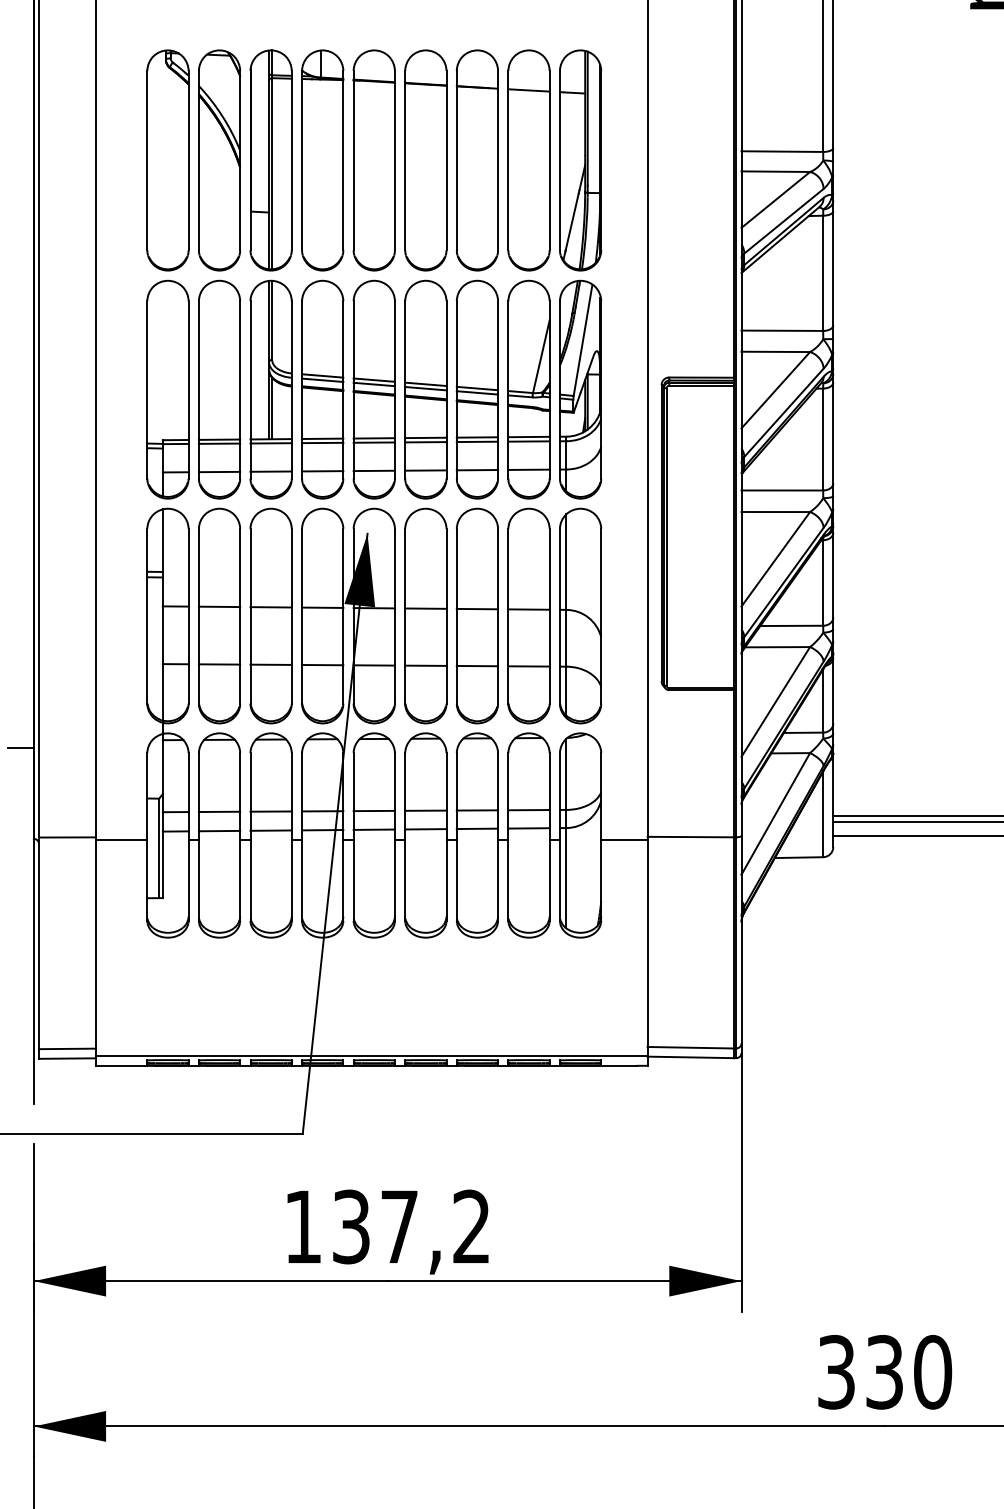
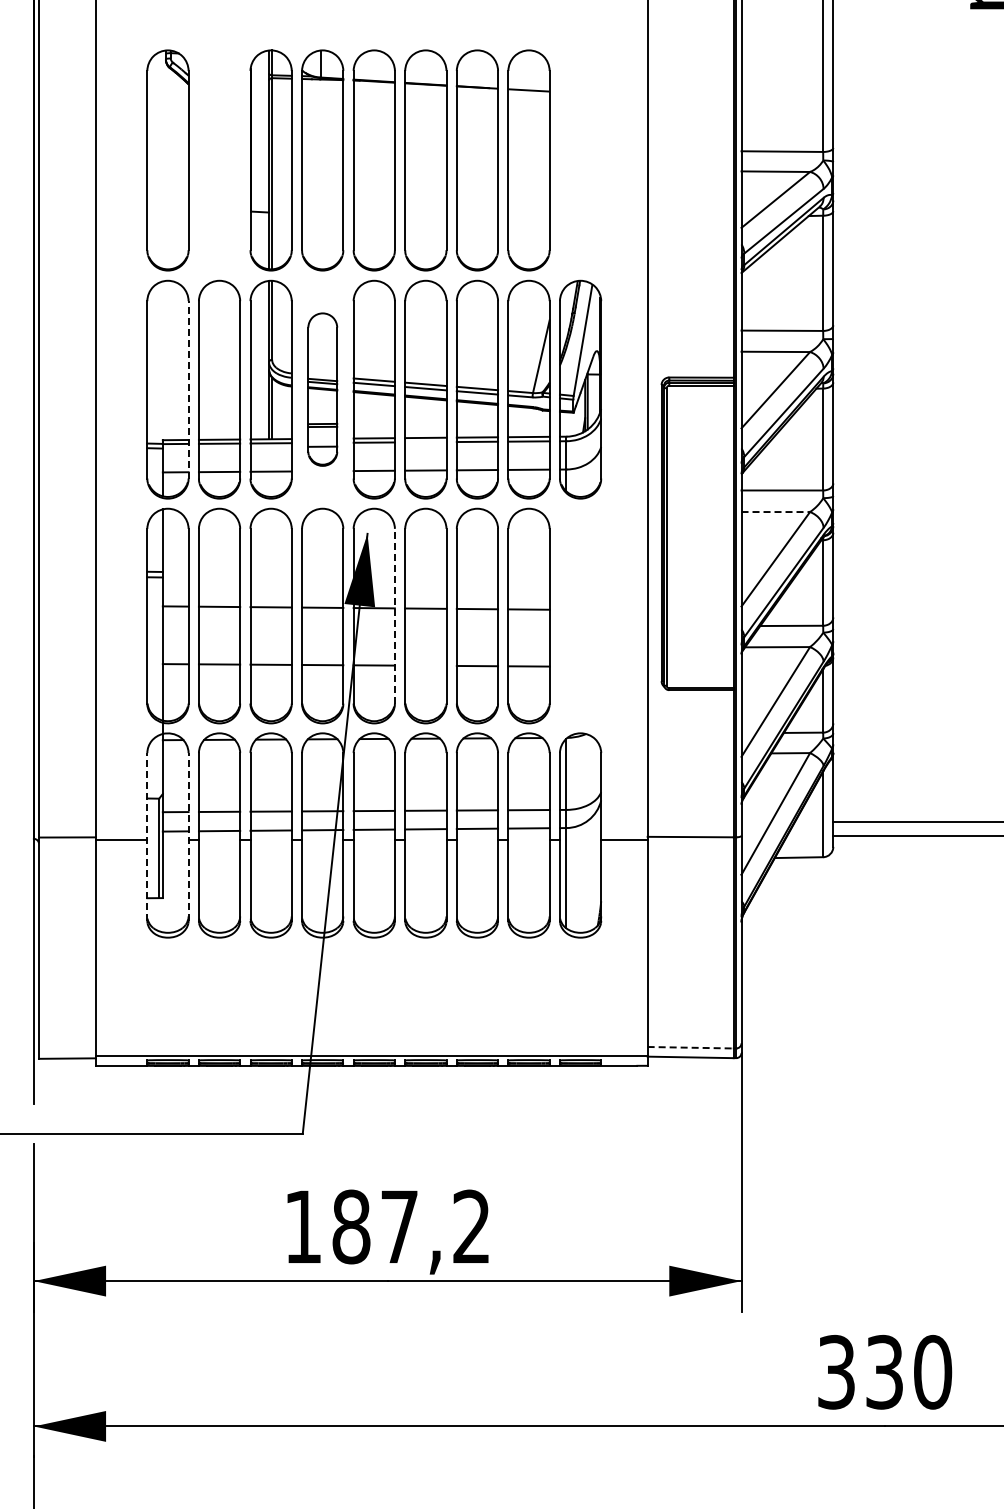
part: present -> none (219, 160)
part: present -> none (580, 160)
line: solid -> dashed (188, 389)
part size: 44x221 px -> 32x155 px (322, 389)
line: present -> none (425, 442)
line: solid -> dashed (776, 512)
line: solid -> dashed (394, 615)
part: present -> none (580, 615)
line: present -> none (425, 665)
line: present -> none (20, 747)
line: present -> none (916, 815)
line: solid -> dashed (147, 837)
line: solid -> dashed (188, 837)
line: solid -> dashed (691, 1047)
line: present -> none (67, 1048)
text: 137,2 -> 187,2 (351, 1226)
